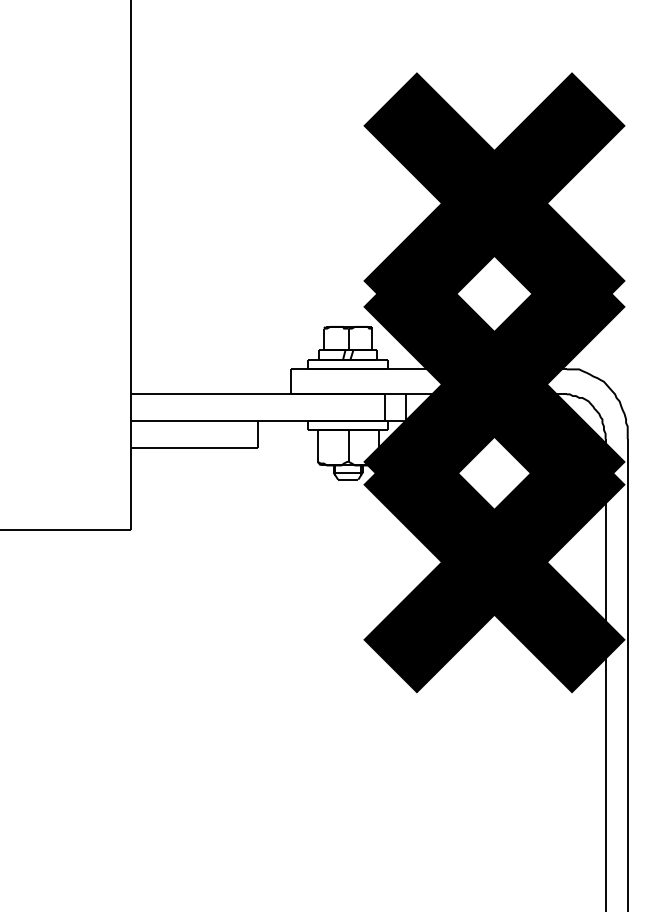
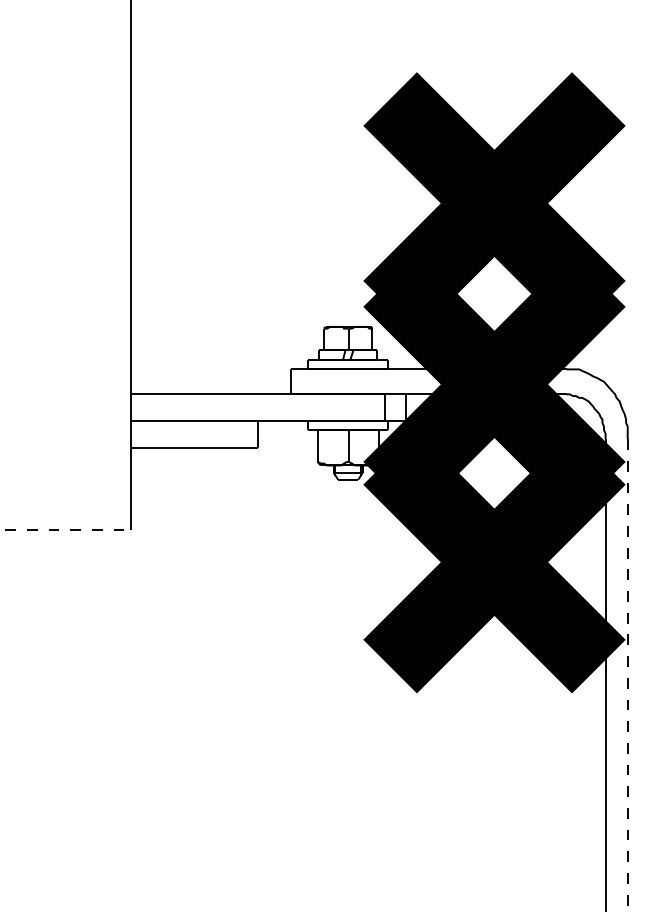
line: solid -> dashed (66, 529)
line: solid -> dashed (627, 676)
